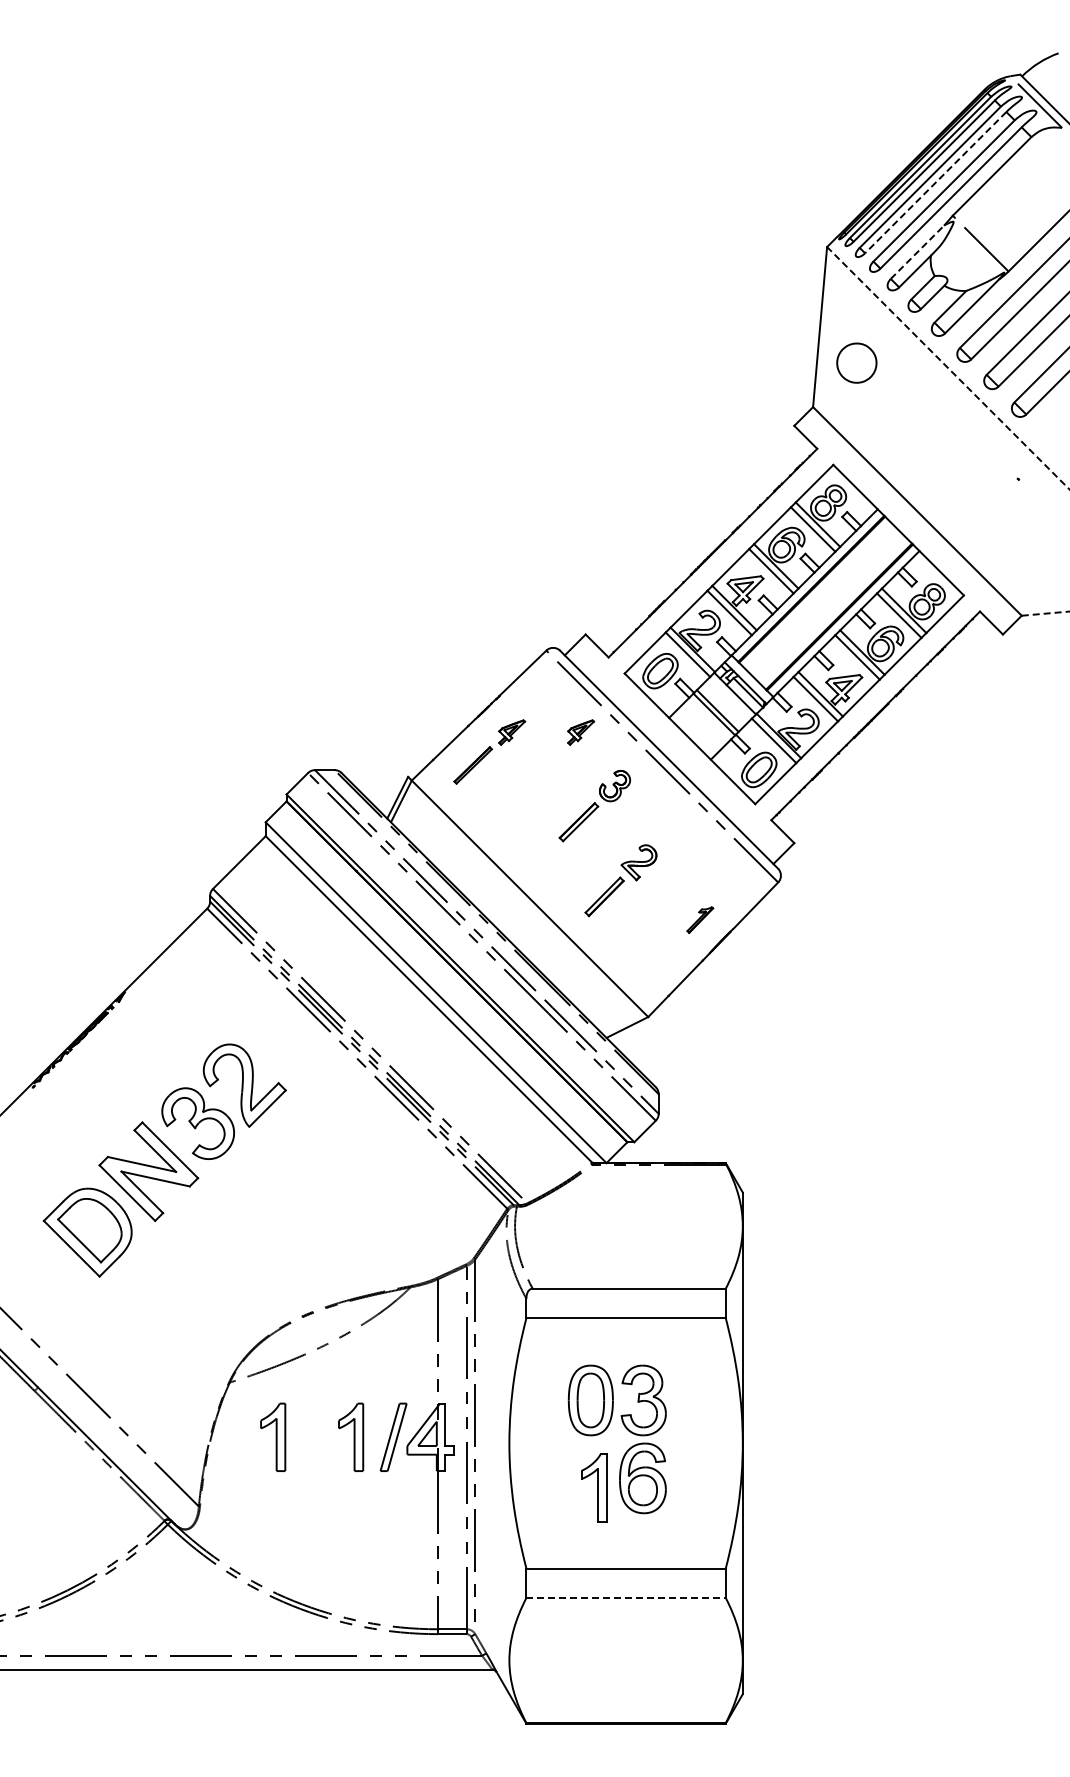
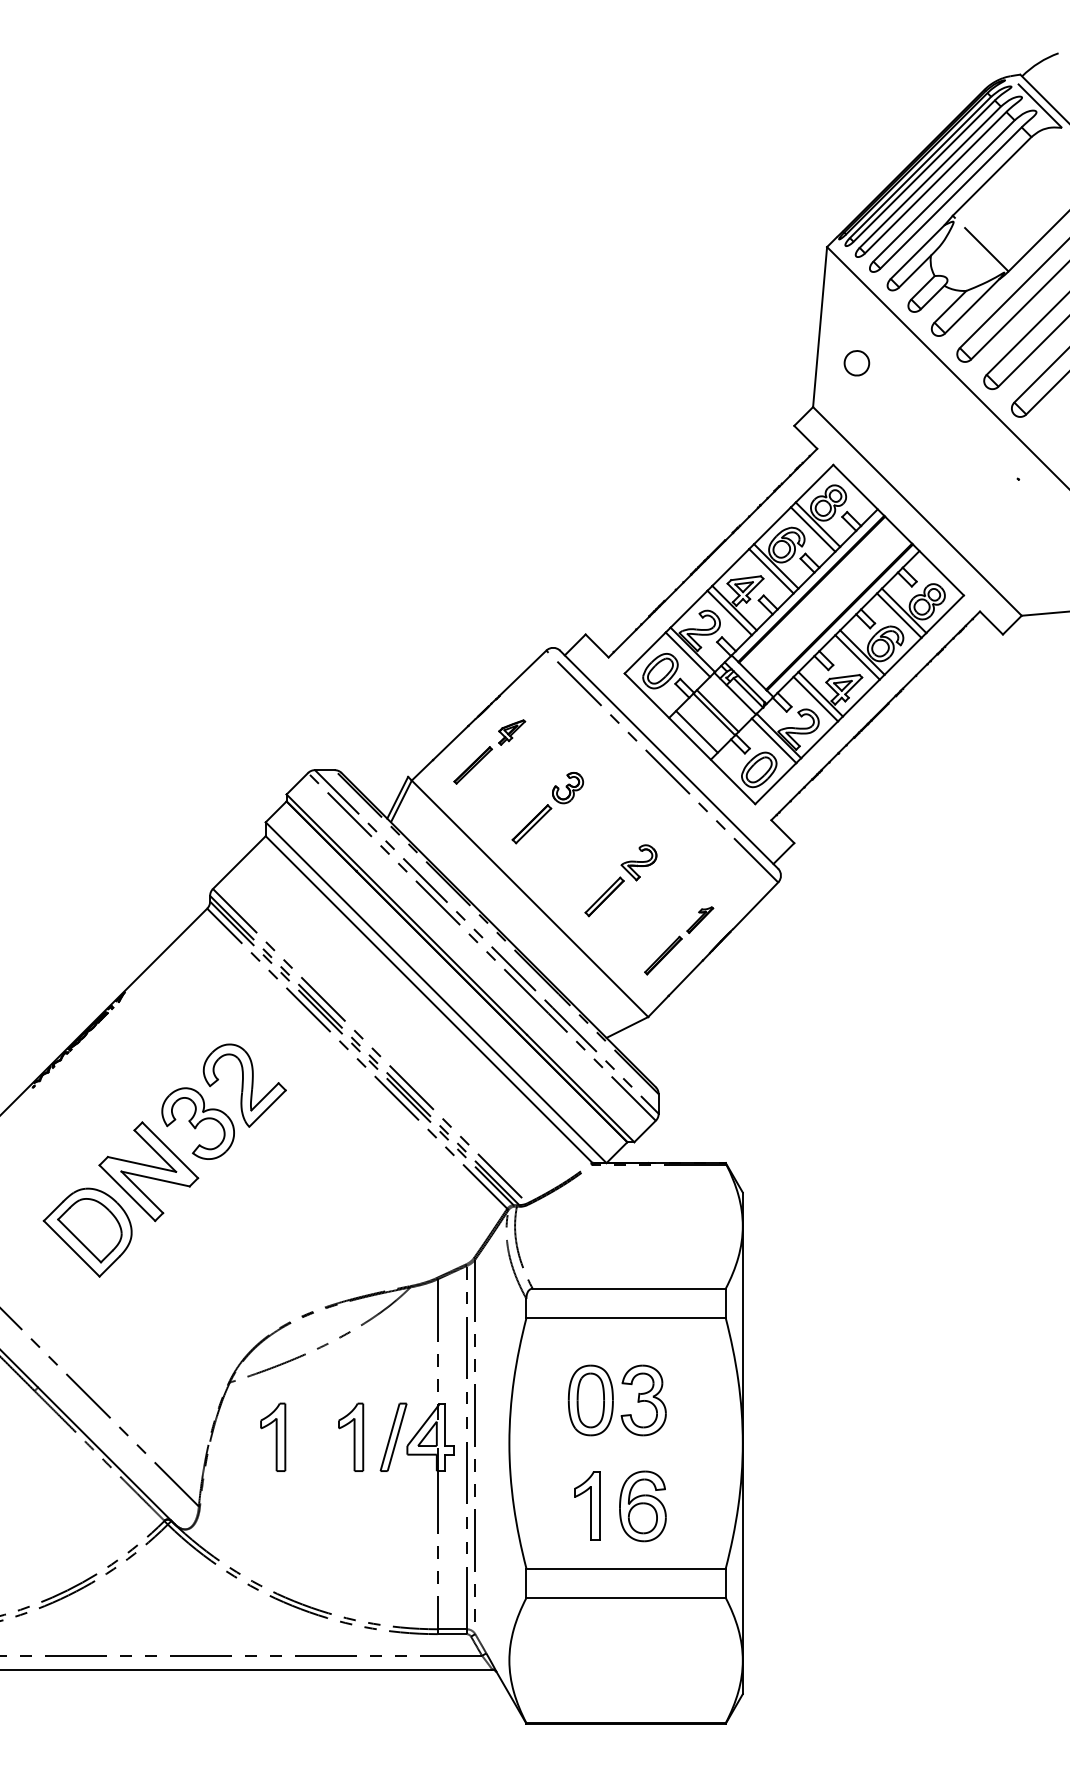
line: dashed -> solid (935, 182)
line: dashed -> solid (918, 251)
part size: 42x42 px -> 28x27 px (856, 363)
line: dashed -> solid (947, 367)
line: dashed -> solid (1045, 613)
line: none -> present (696, 731)
part: present -> none (581, 732)
part position: (594, 806) -> (547, 808) (547, 808)
part: none -> present (663, 955)
part position: (642, 1478) -> (642, 1506) (642, 1506)
part position: (594, 1487) -> (587, 1505) (587, 1505)
line: dashed -> solid (626, 1597)
